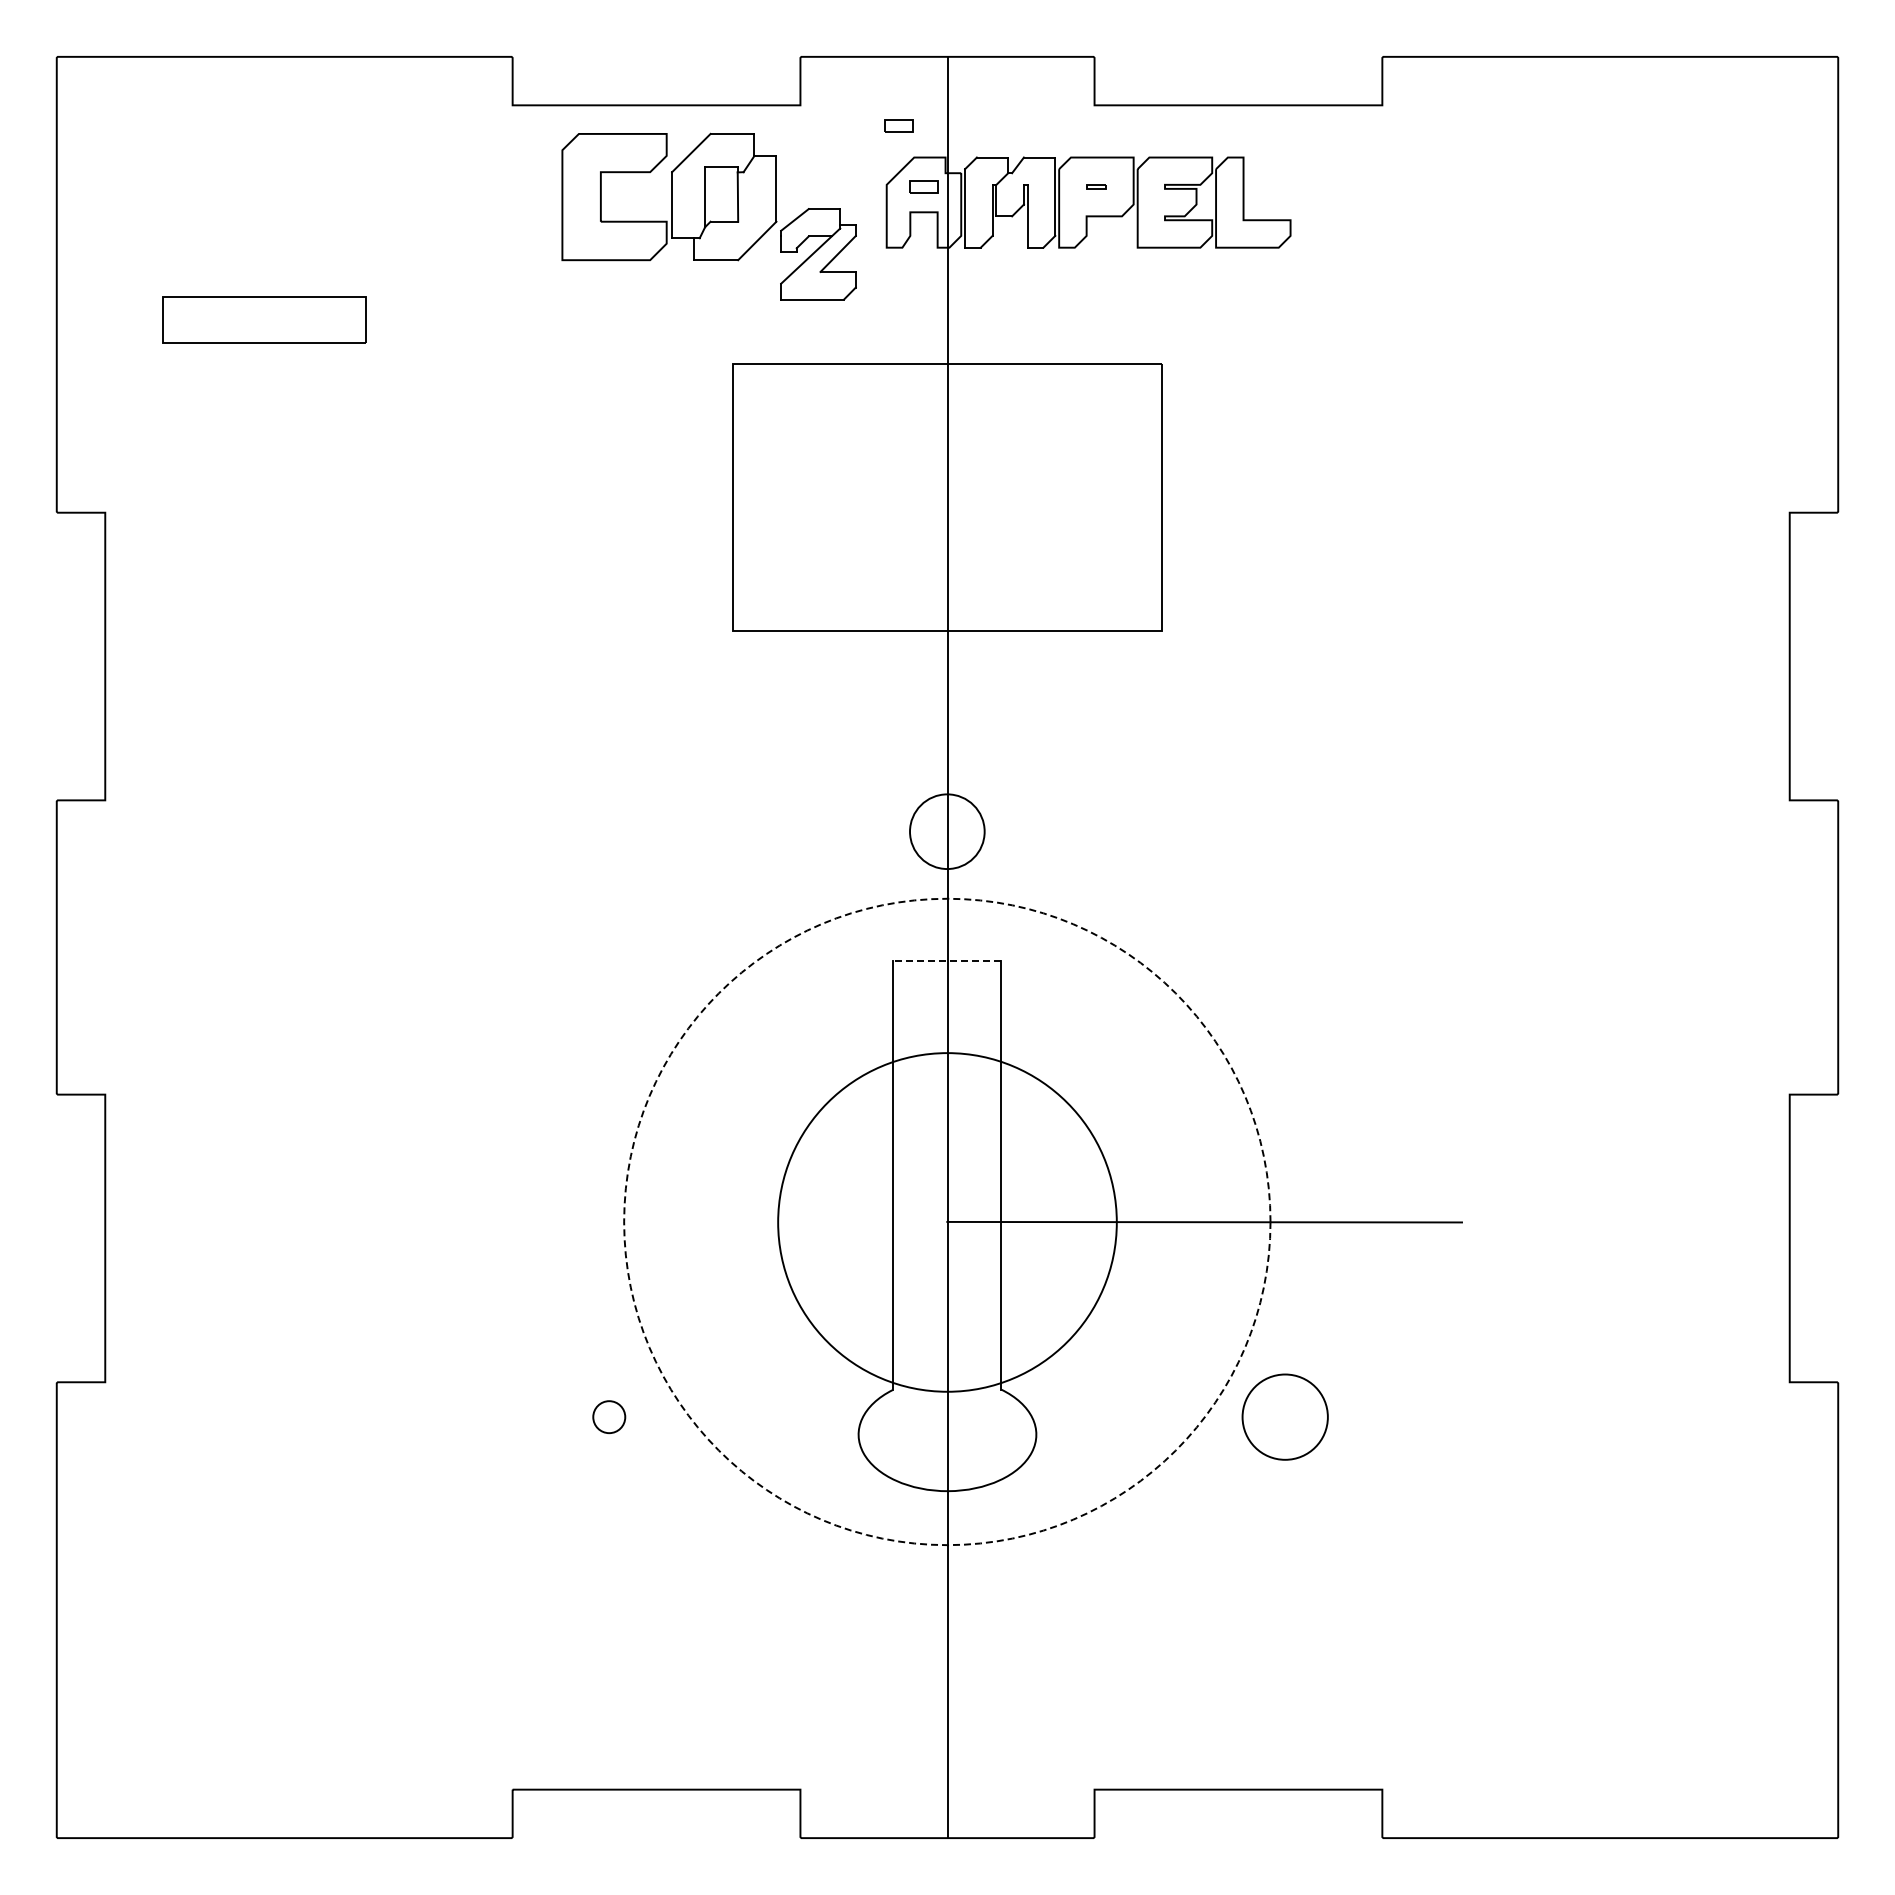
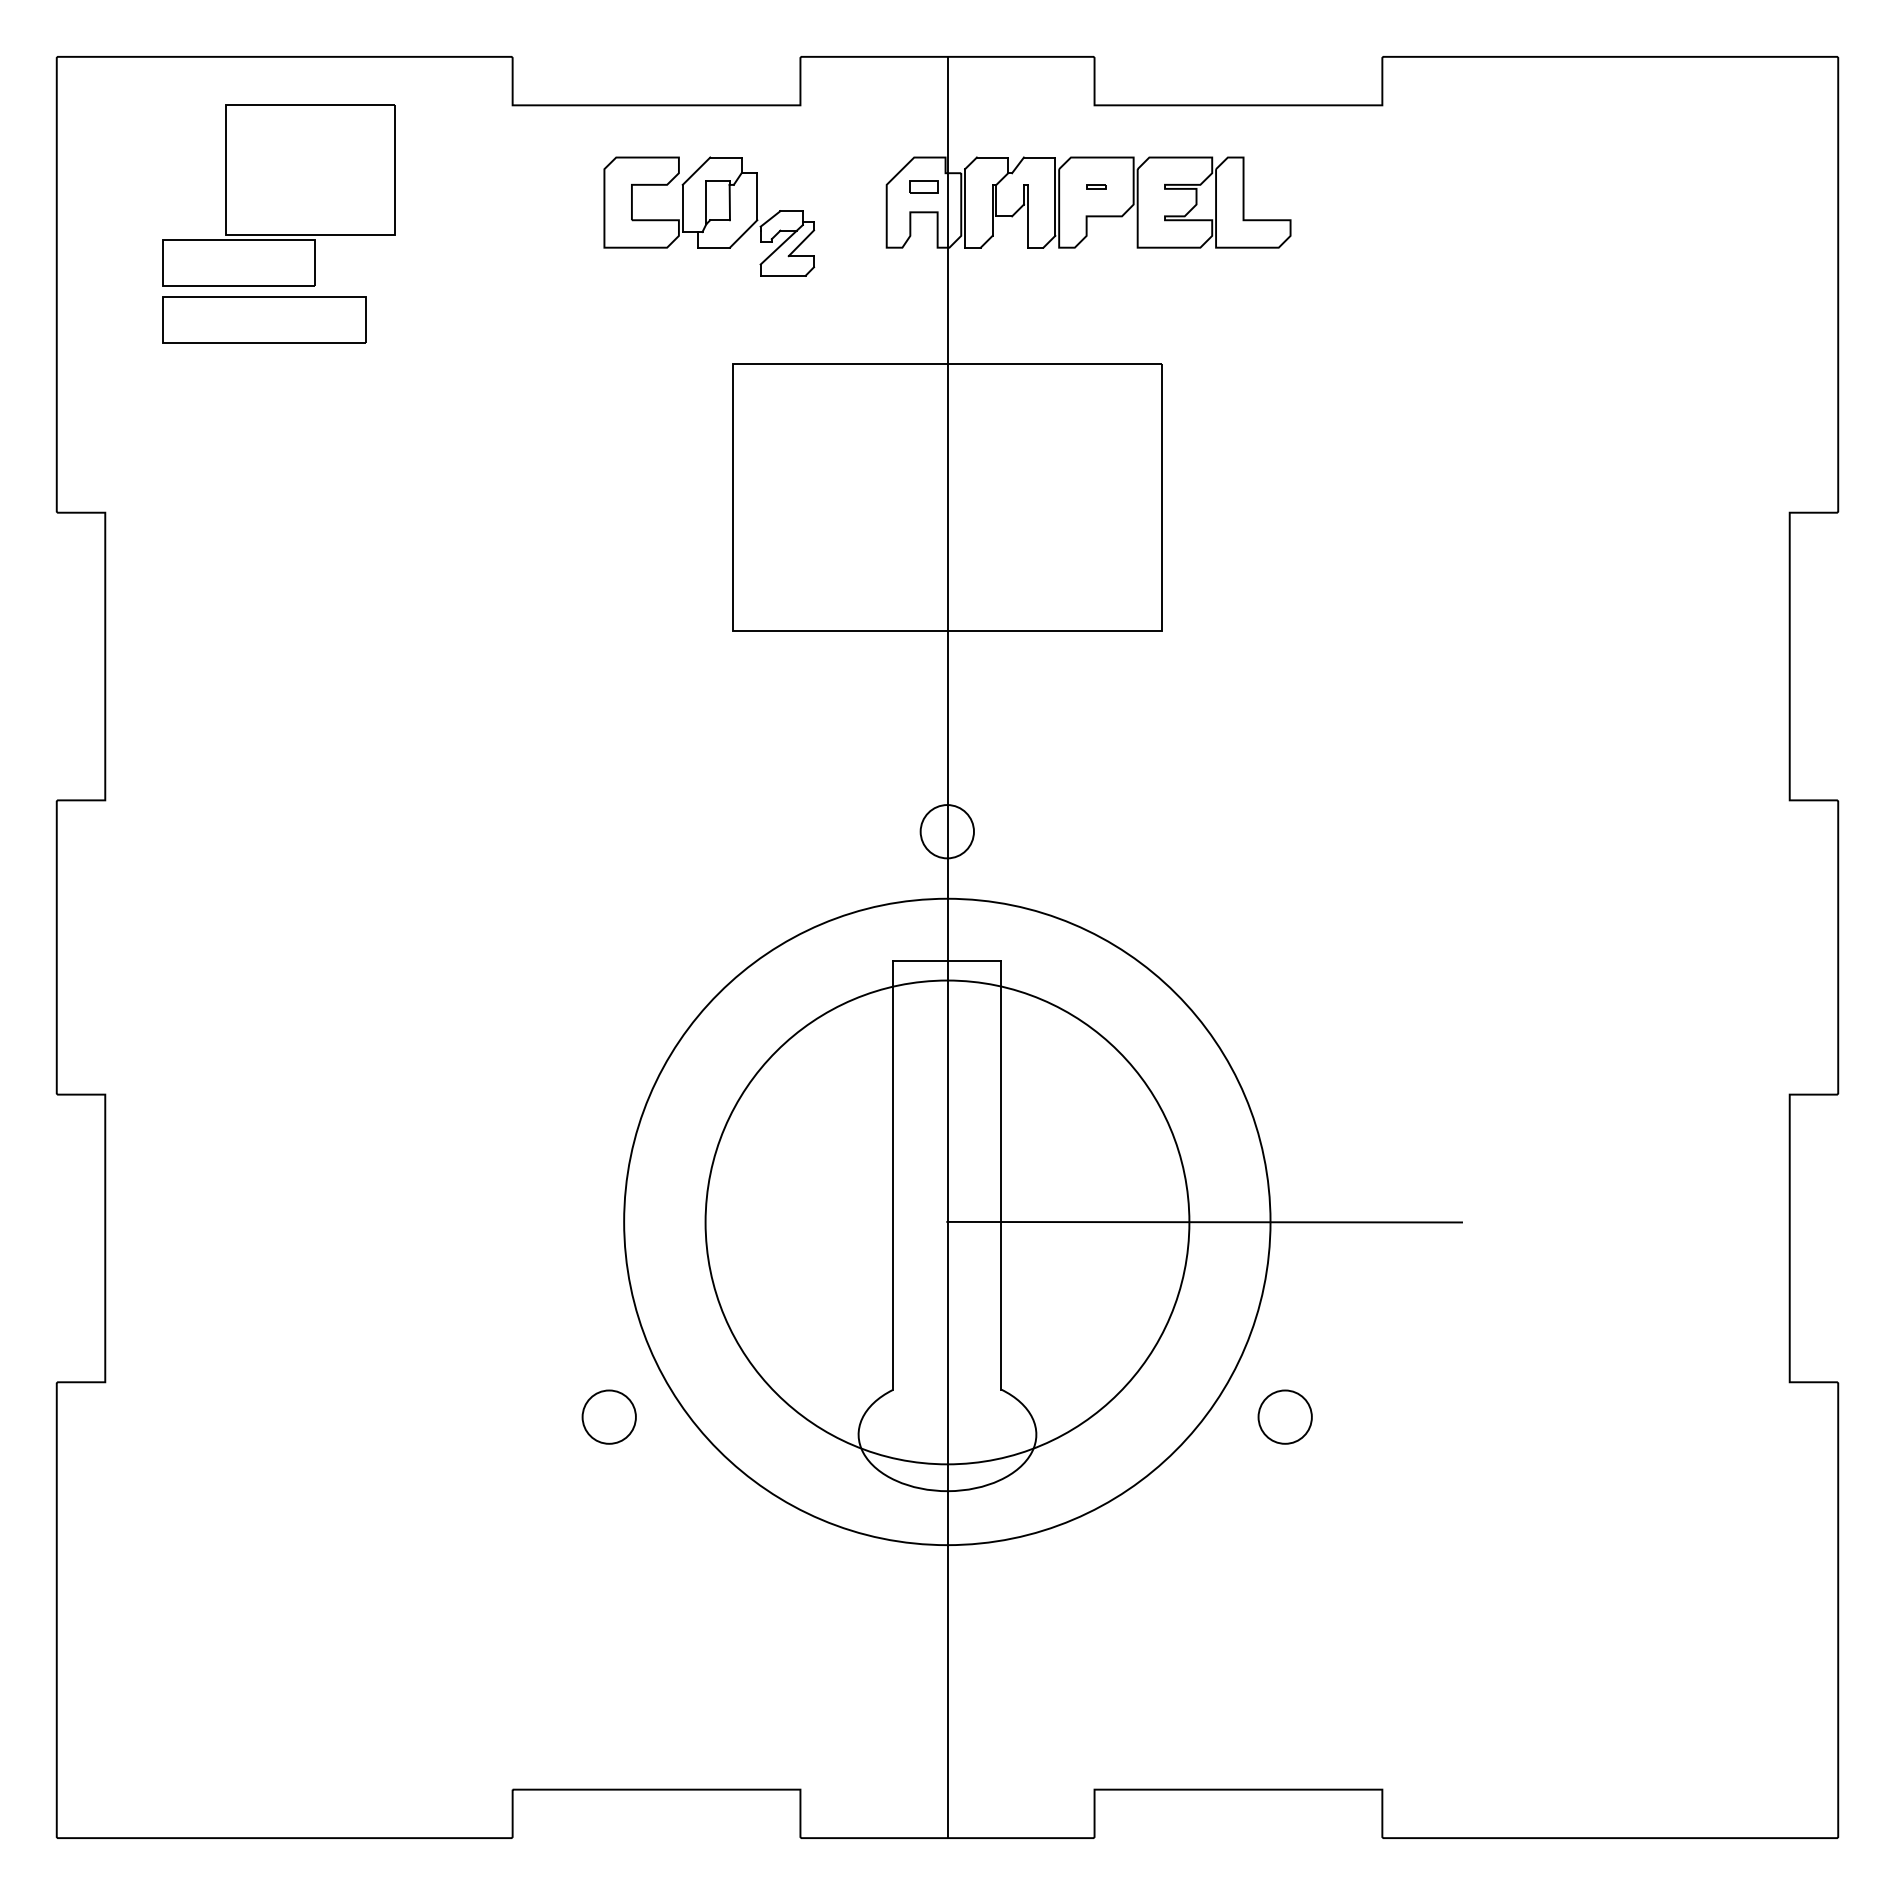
part: present -> none (898, 125)
part: none -> present (278, 195)
part size: 296x169 px -> 213x121 px (709, 216)
circle diameter: 75 px -> 53 px (947, 831)
line: dashed -> solid (946, 961)
circle: dashed -> solid (947, 1221)
circle diameter: 339 px -> 484 px (947, 1222)
circle diameter: 85 px -> 53 px (1284, 1416)
circle diameter: 32 px -> 53 px (608, 1416)
